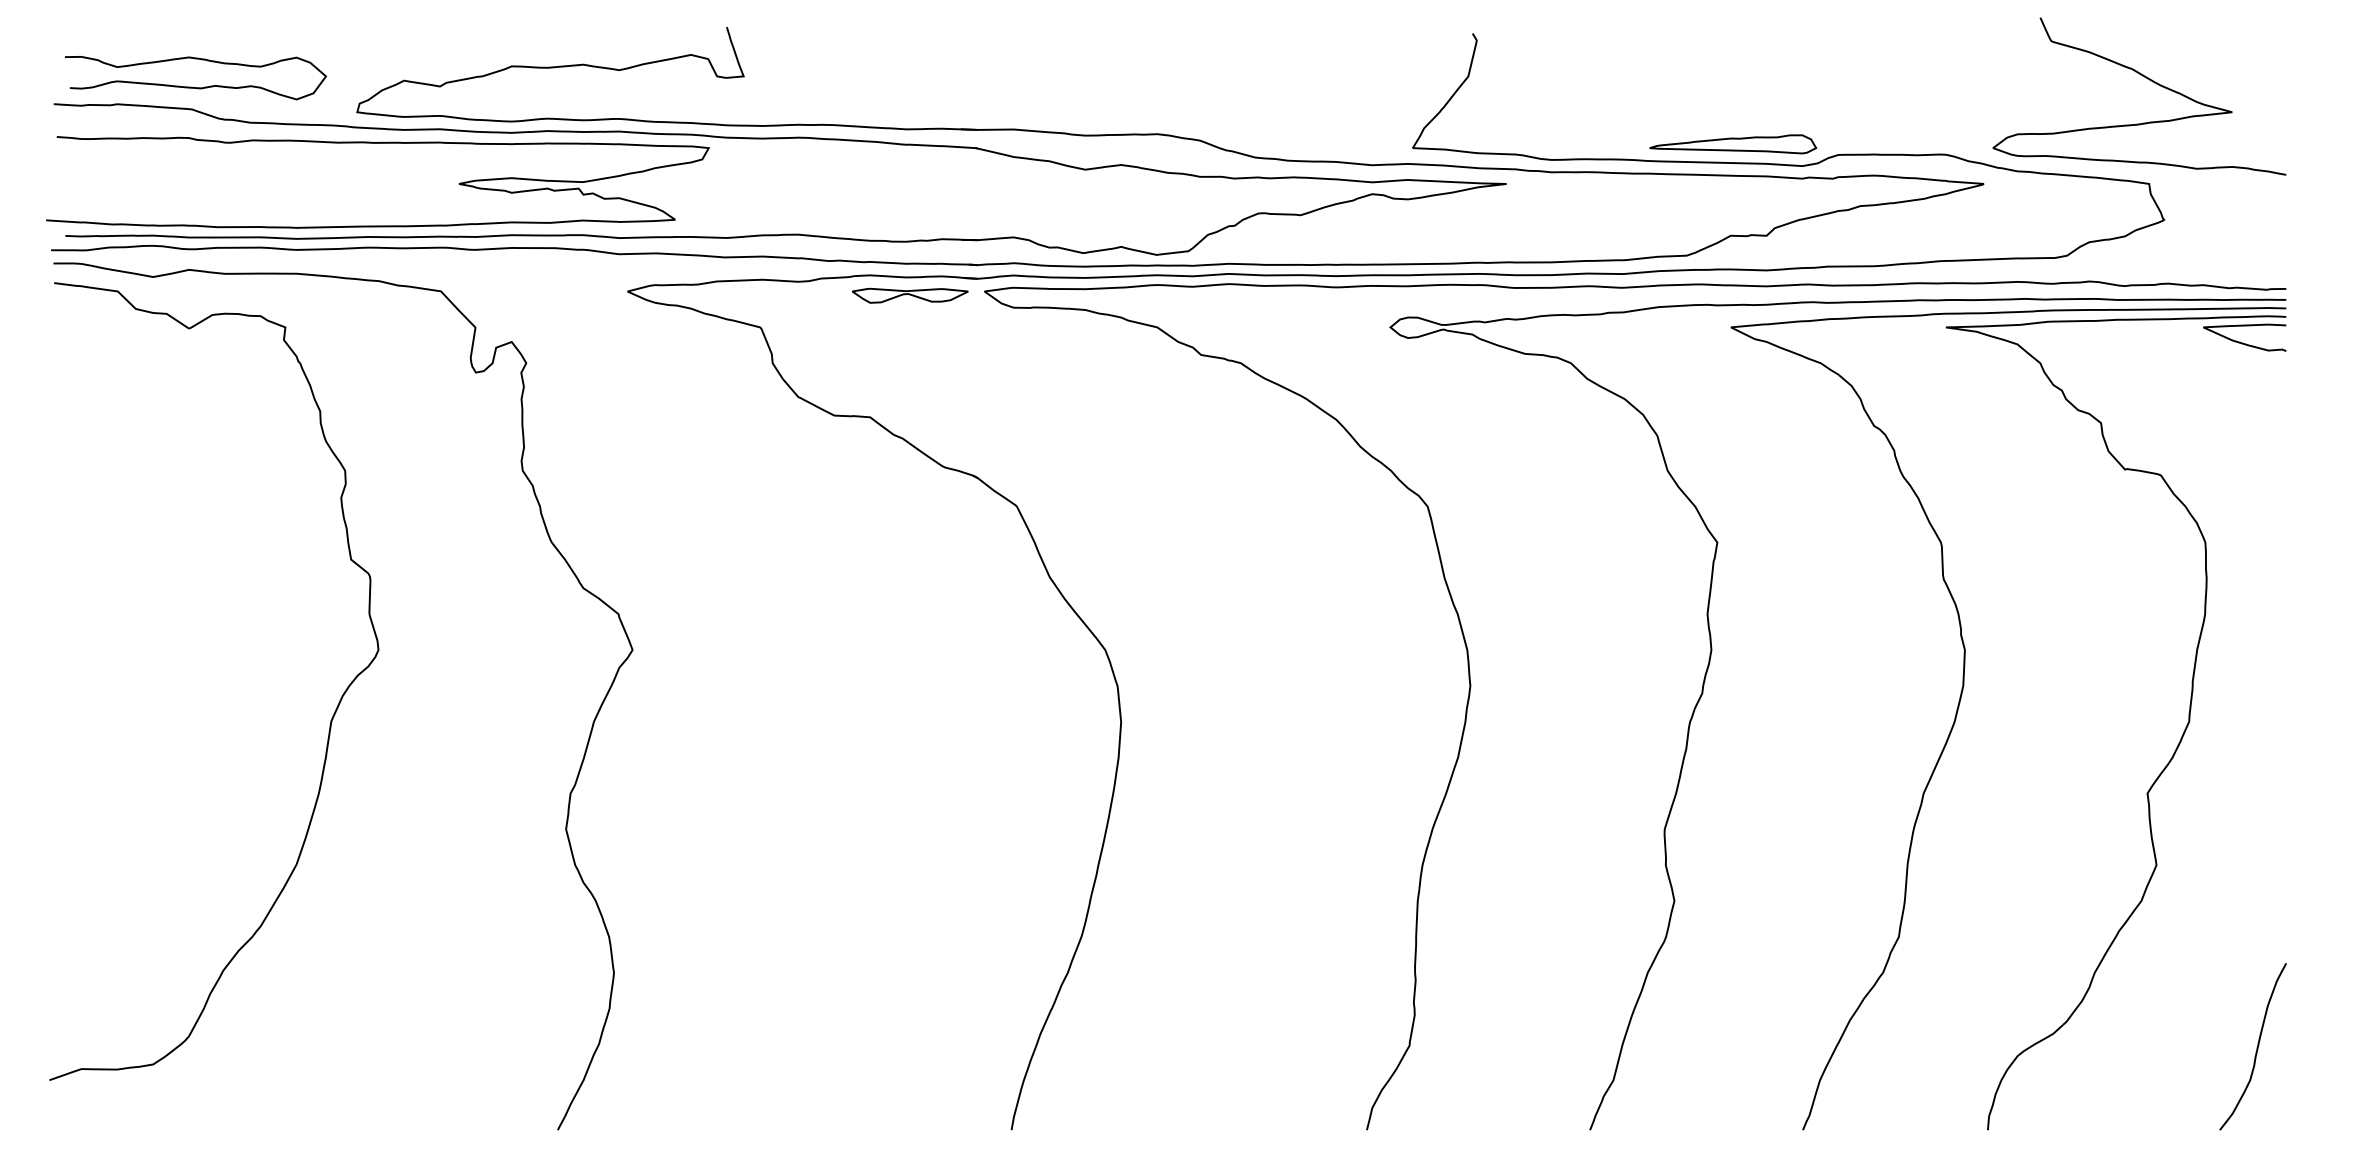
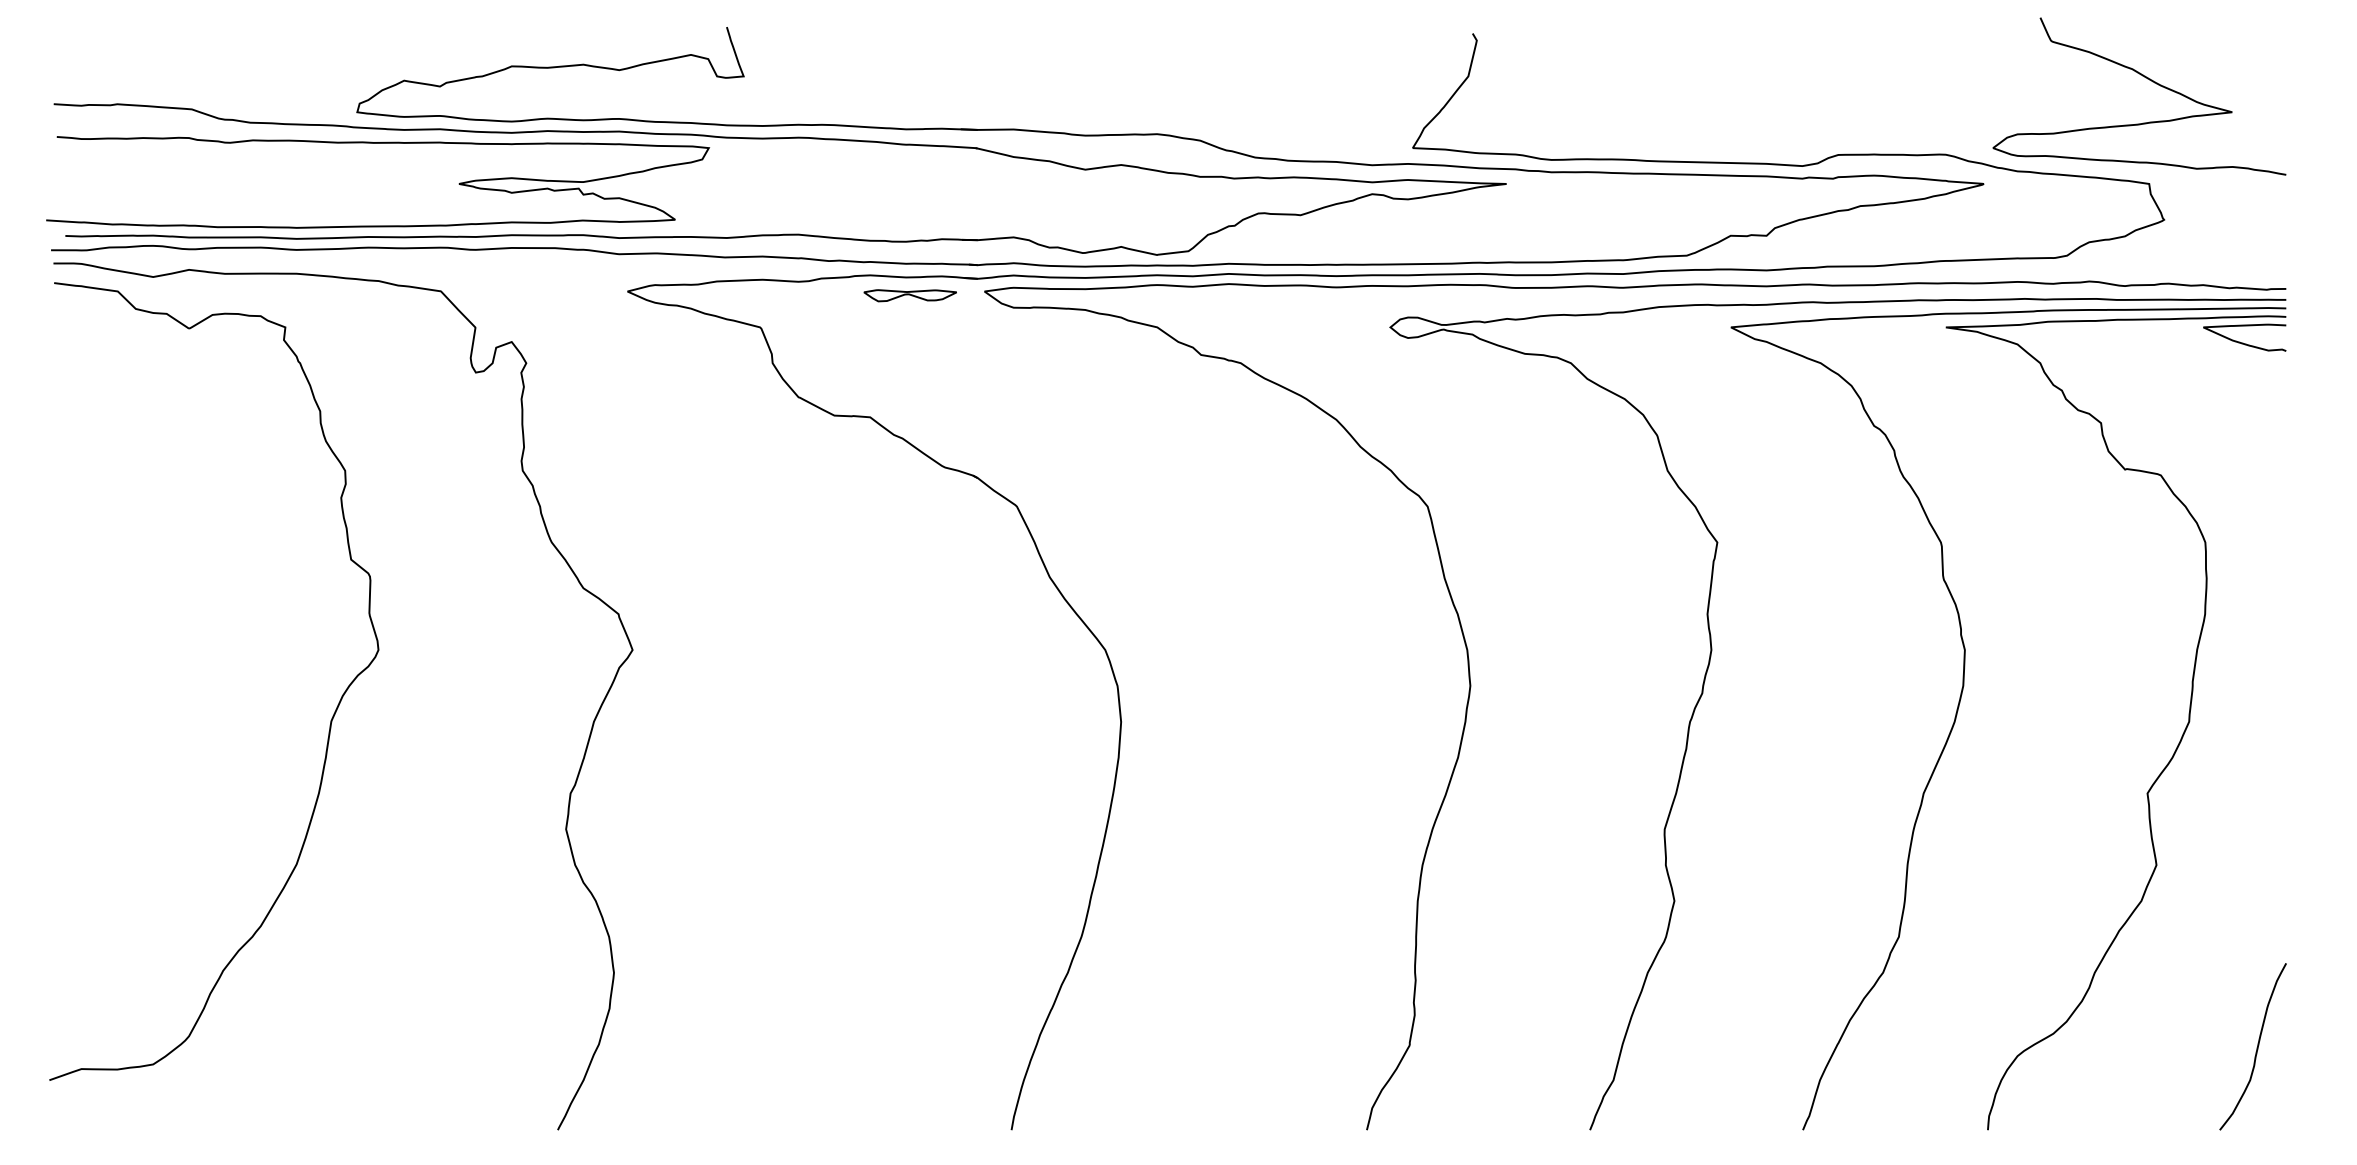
curve: present -> none (192, 86)
part: present -> none (1733, 144)
part size: 117x17 px -> 94x14 px (909, 295)
